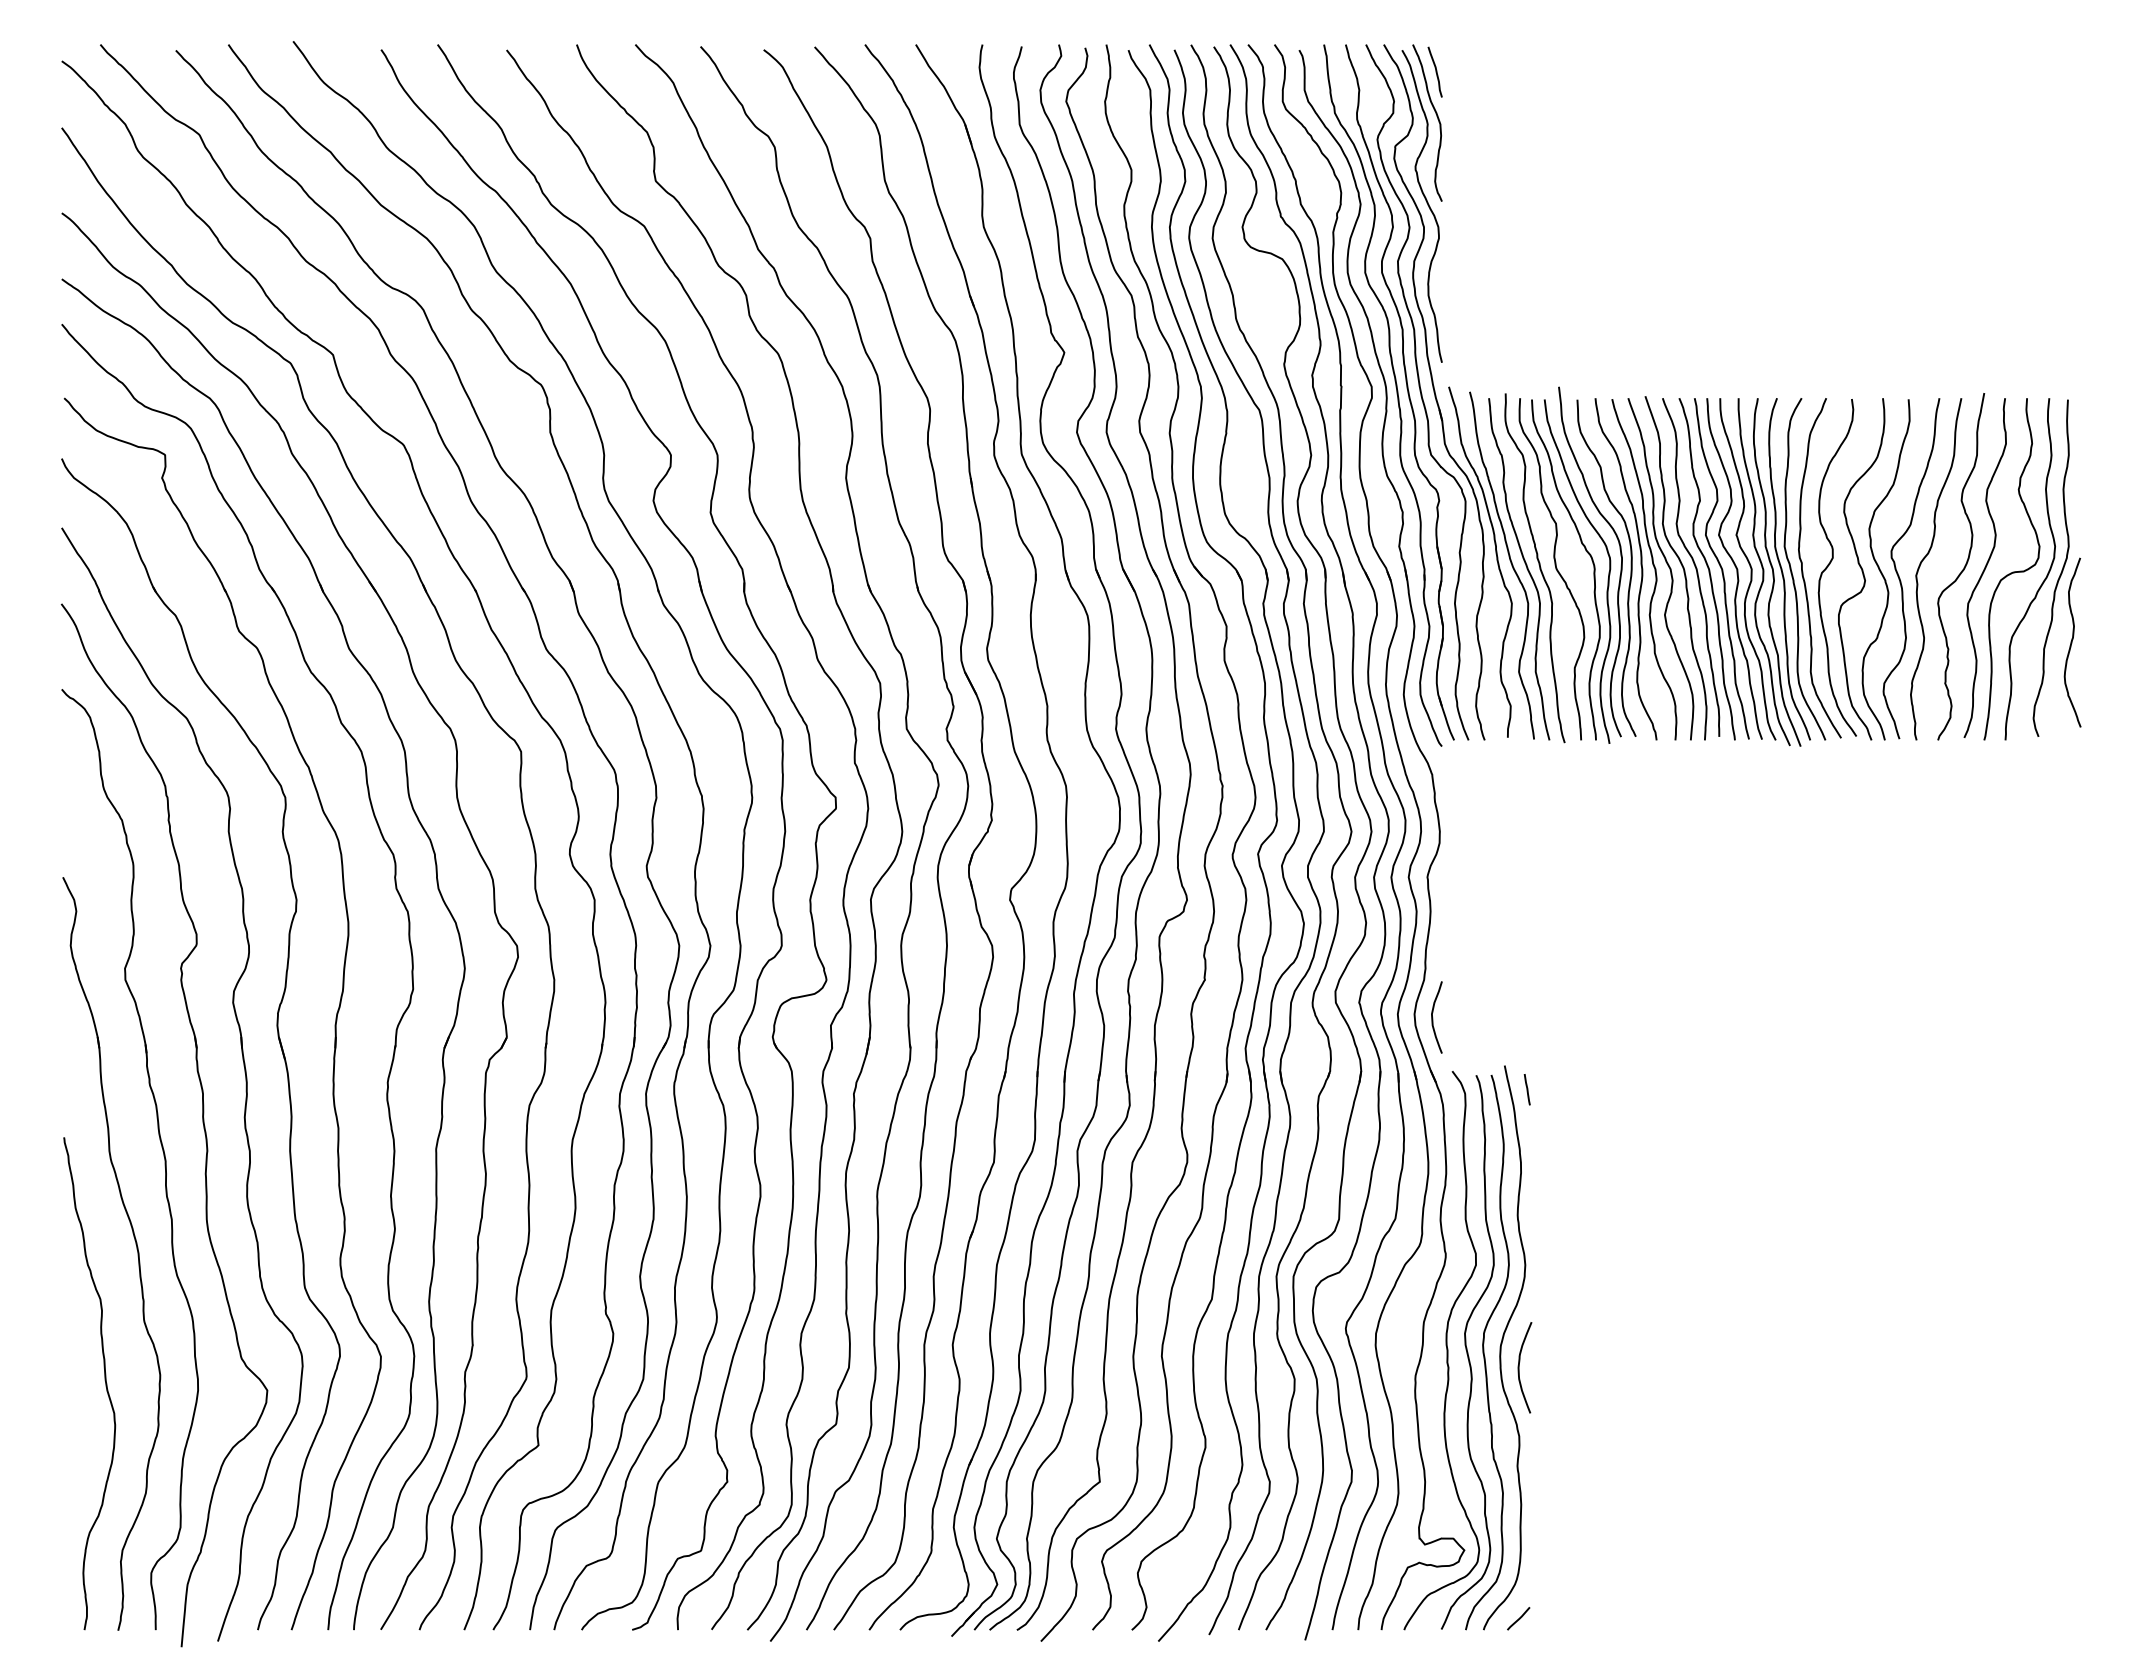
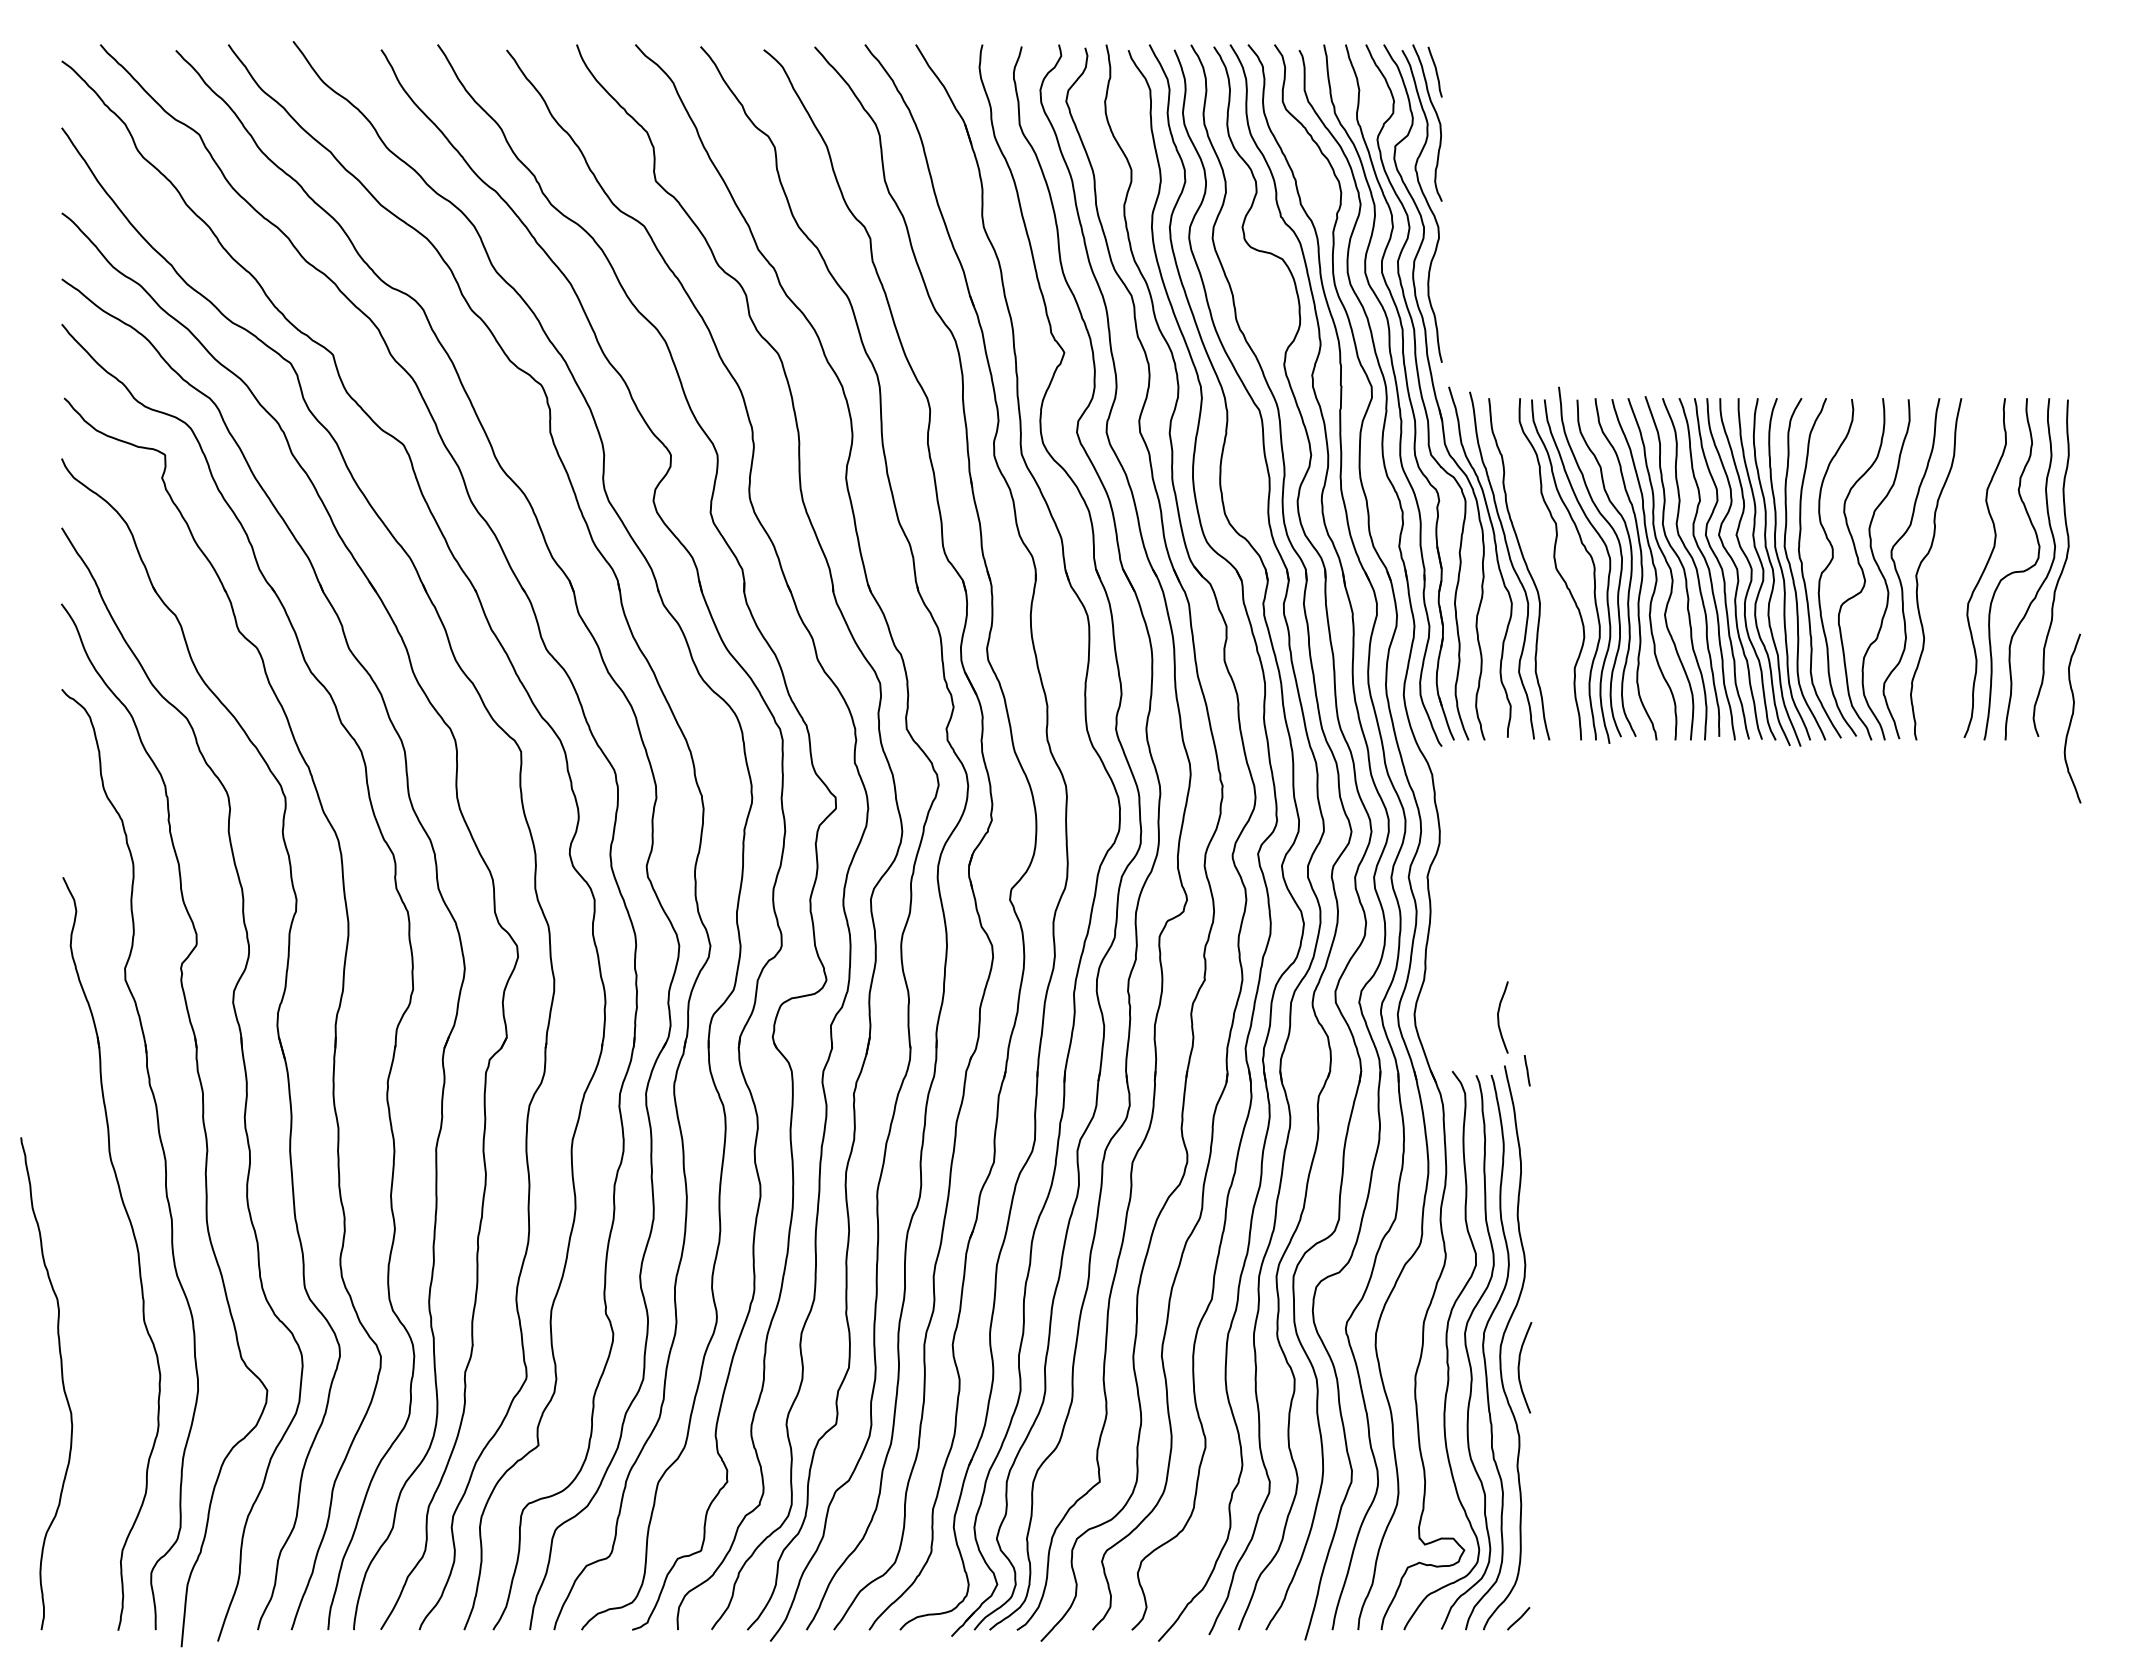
curve: present -> none (1538, 565)
curve: present -> none (1963, 567)
curve position: (2072, 642) -> (2072, 718) (2072, 718)
curve position: (1433, 1017) -> (1499, 1017) (1499, 1017)
line position: (1526, 1089) -> (1526, 1070) (1526, 1070)
curve position: (104, 1380) -> (61, 1380) (61, 1380)
